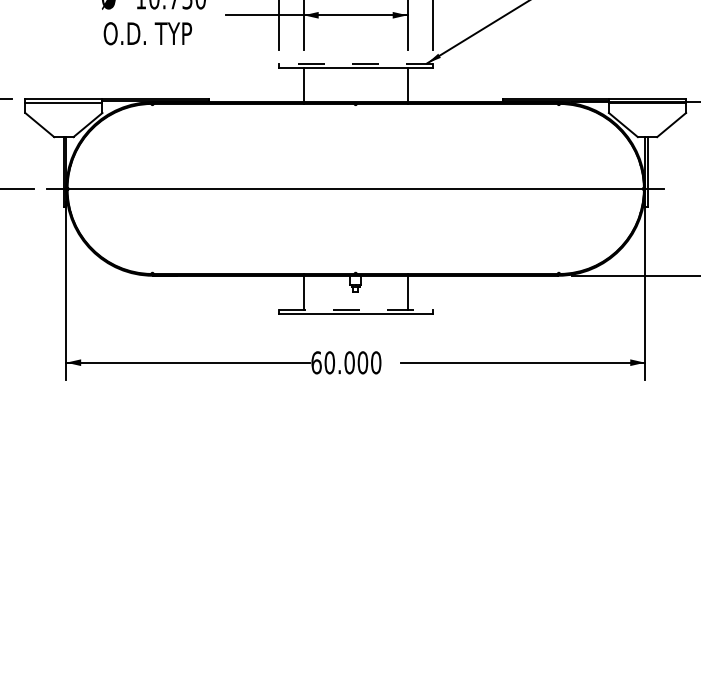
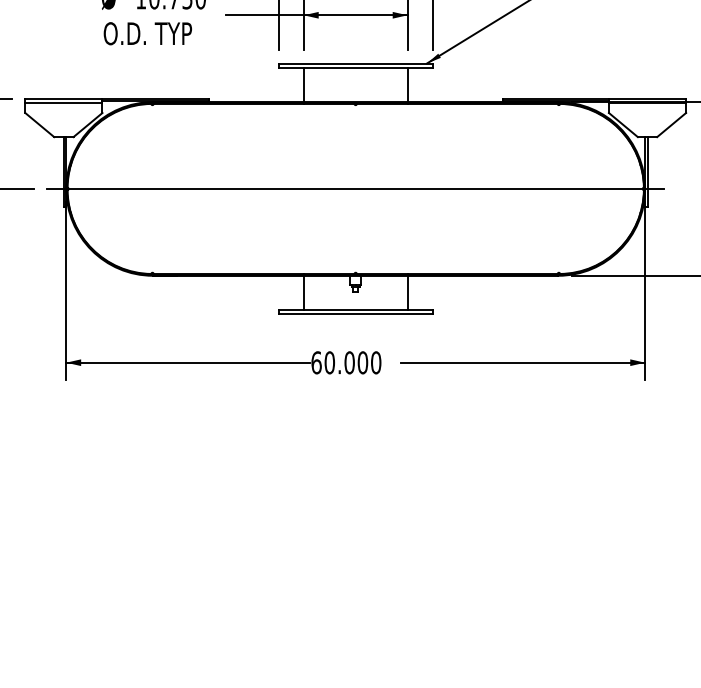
line: dashed -> solid (355, 63)
line: dashed -> solid (356, 309)
